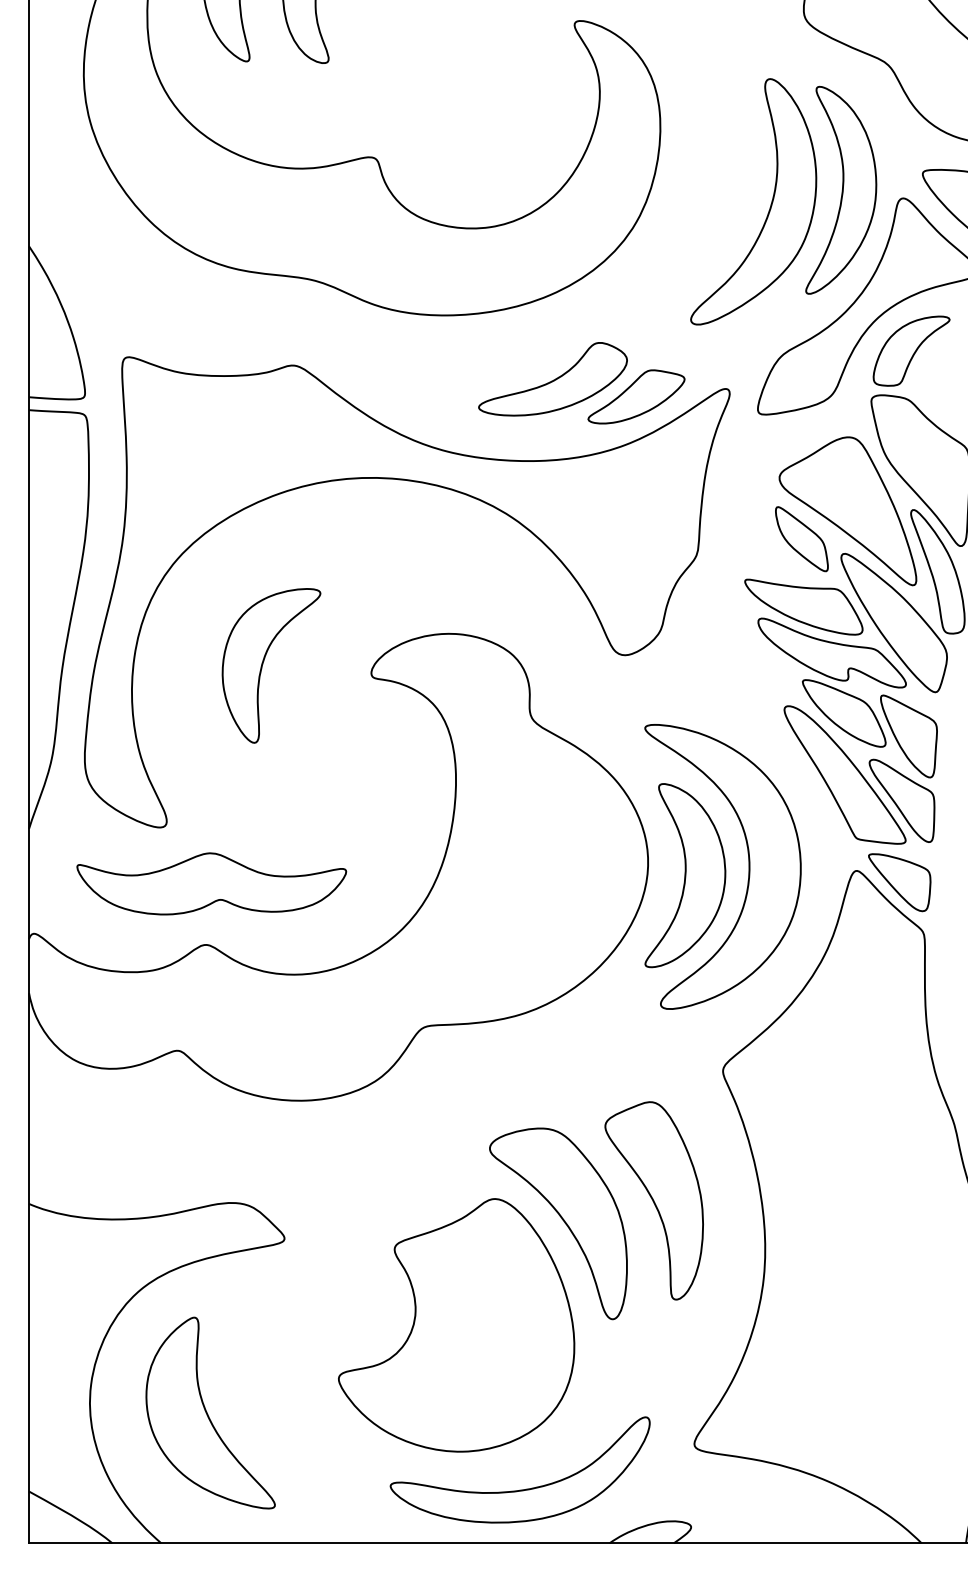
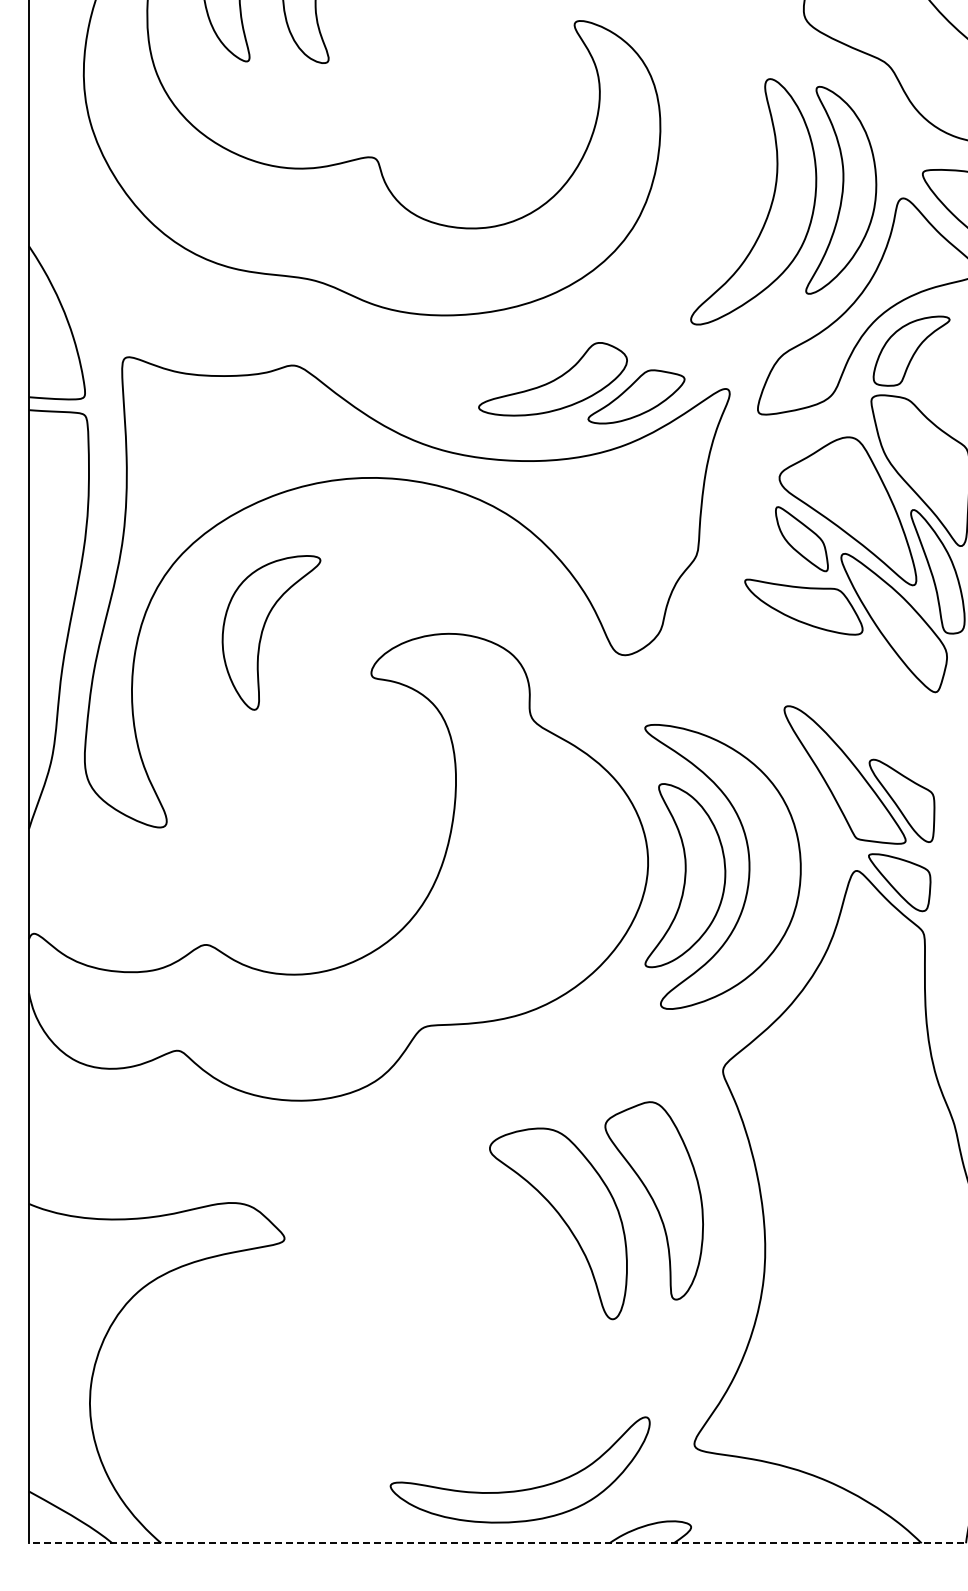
part position: (264, 661) -> (264, 628) (264, 628)
part: present -> none (847, 697)
part: present -> none (211, 883)
part: present -> none (456, 1325)
part: present -> none (210, 1412)
line: solid -> dashed (498, 1543)
